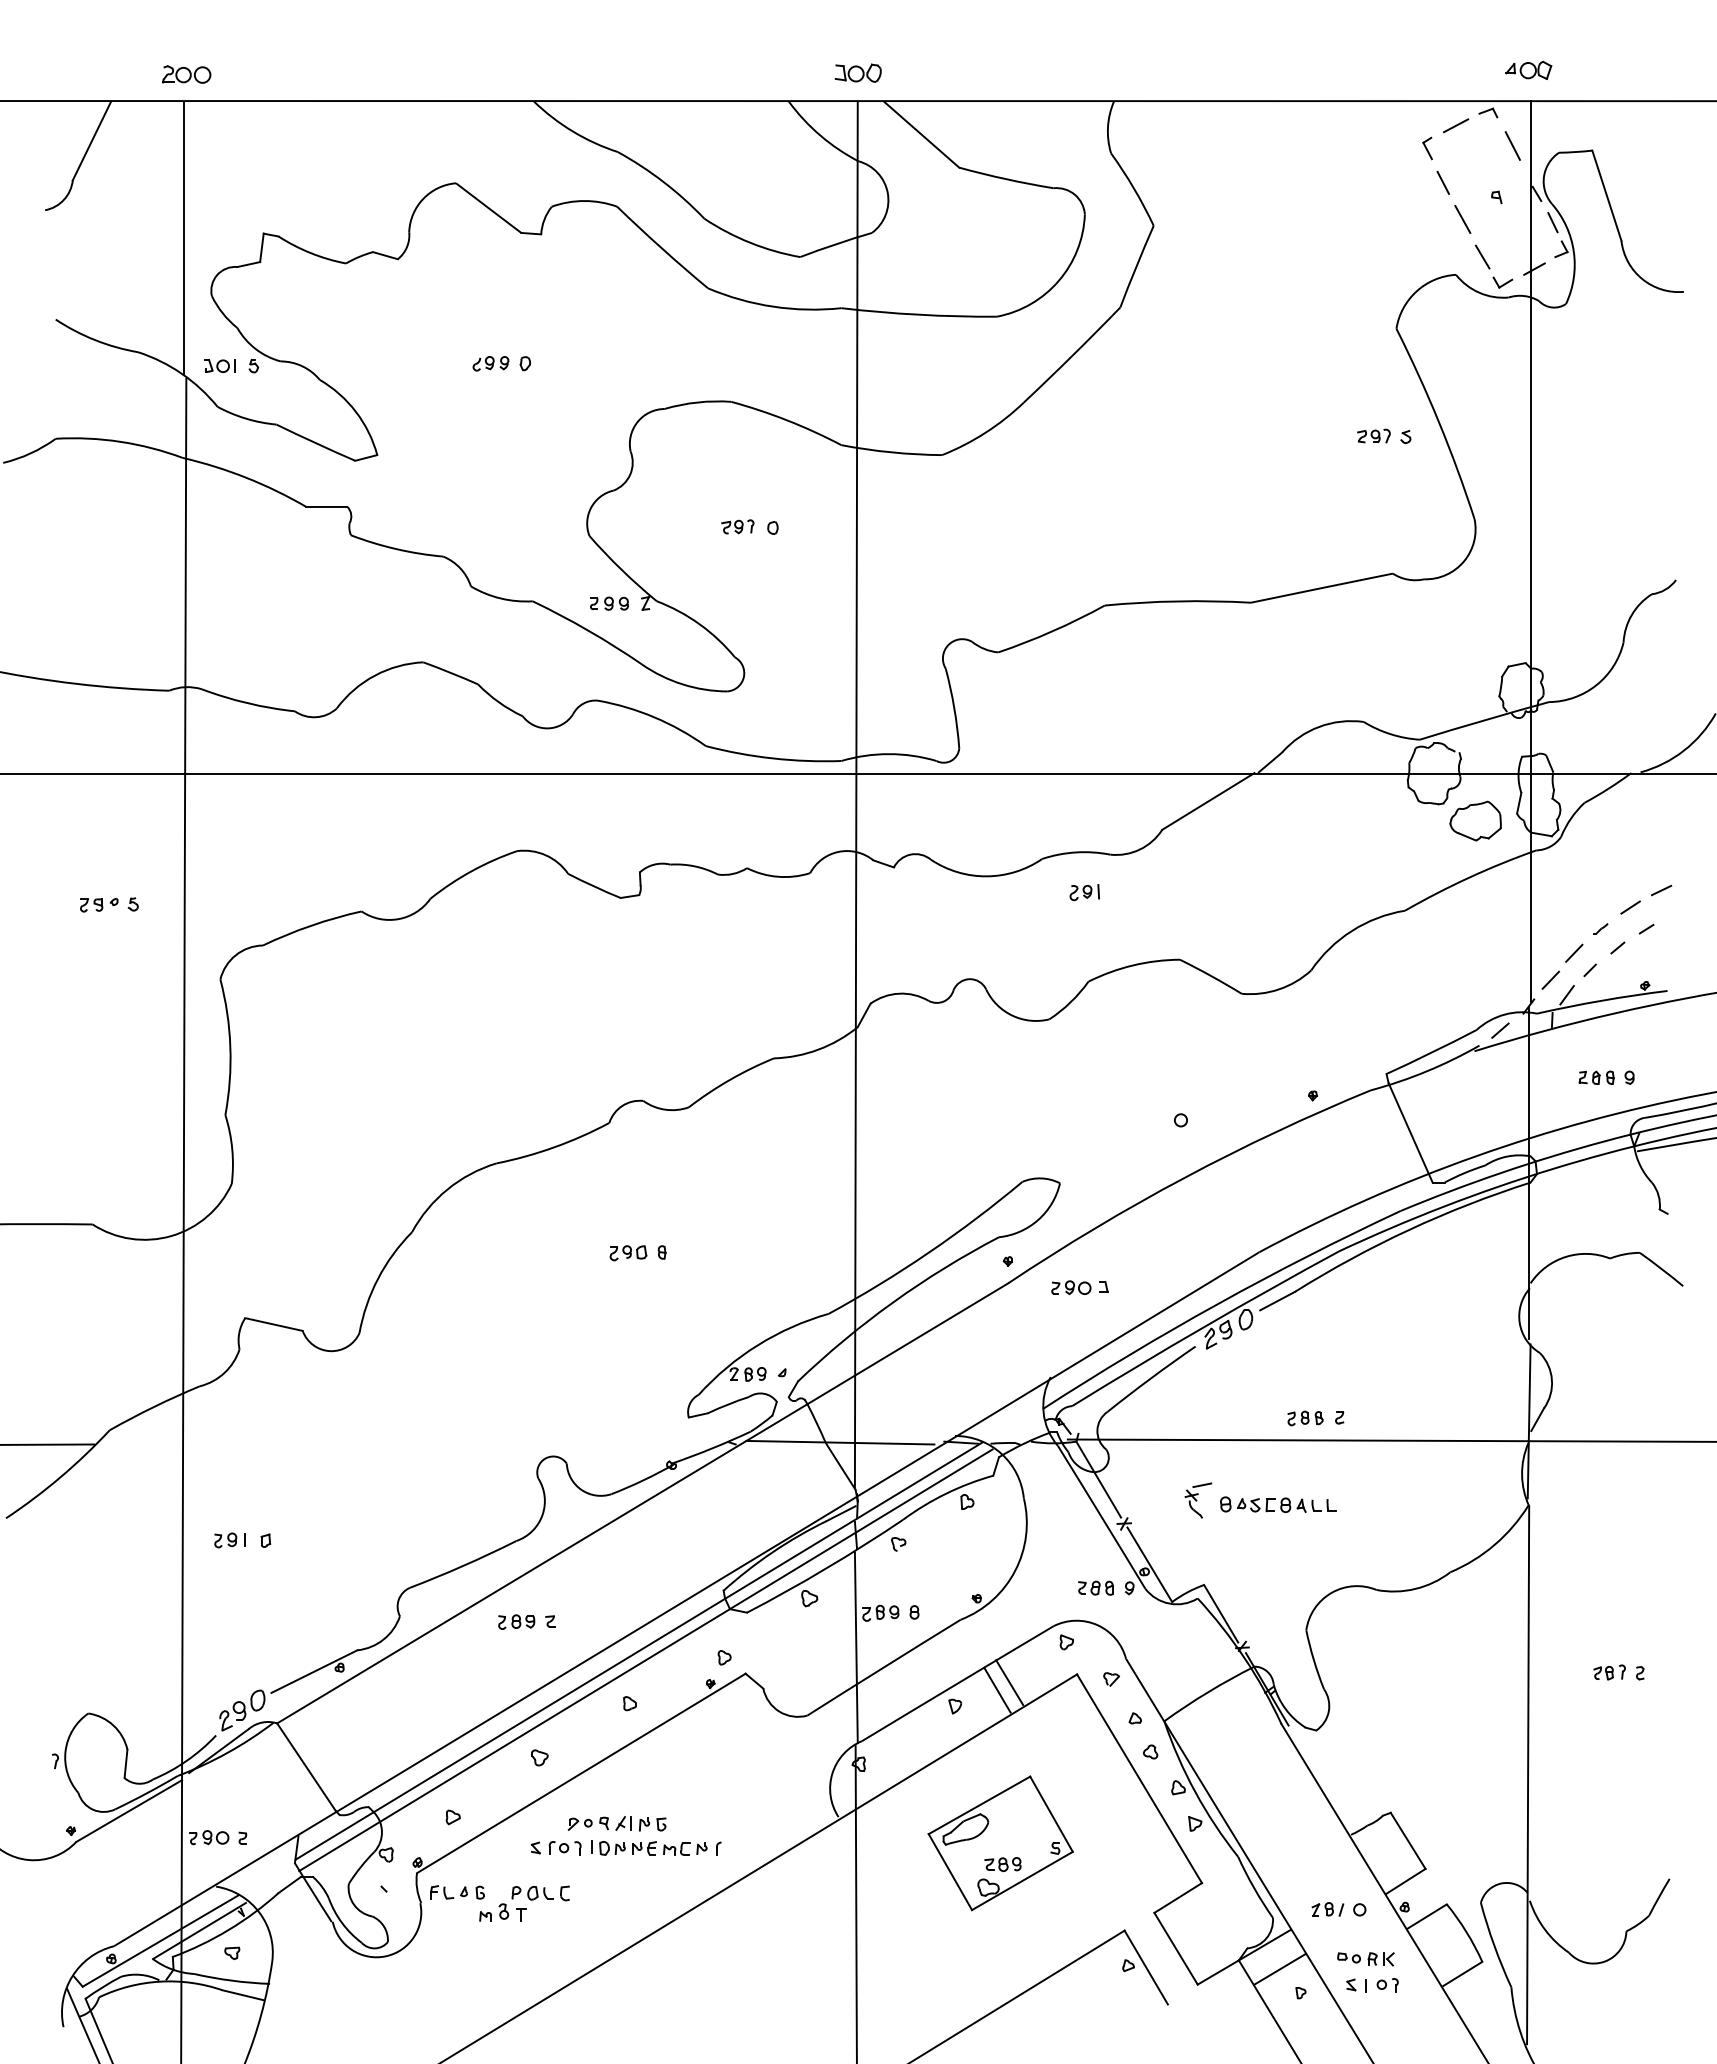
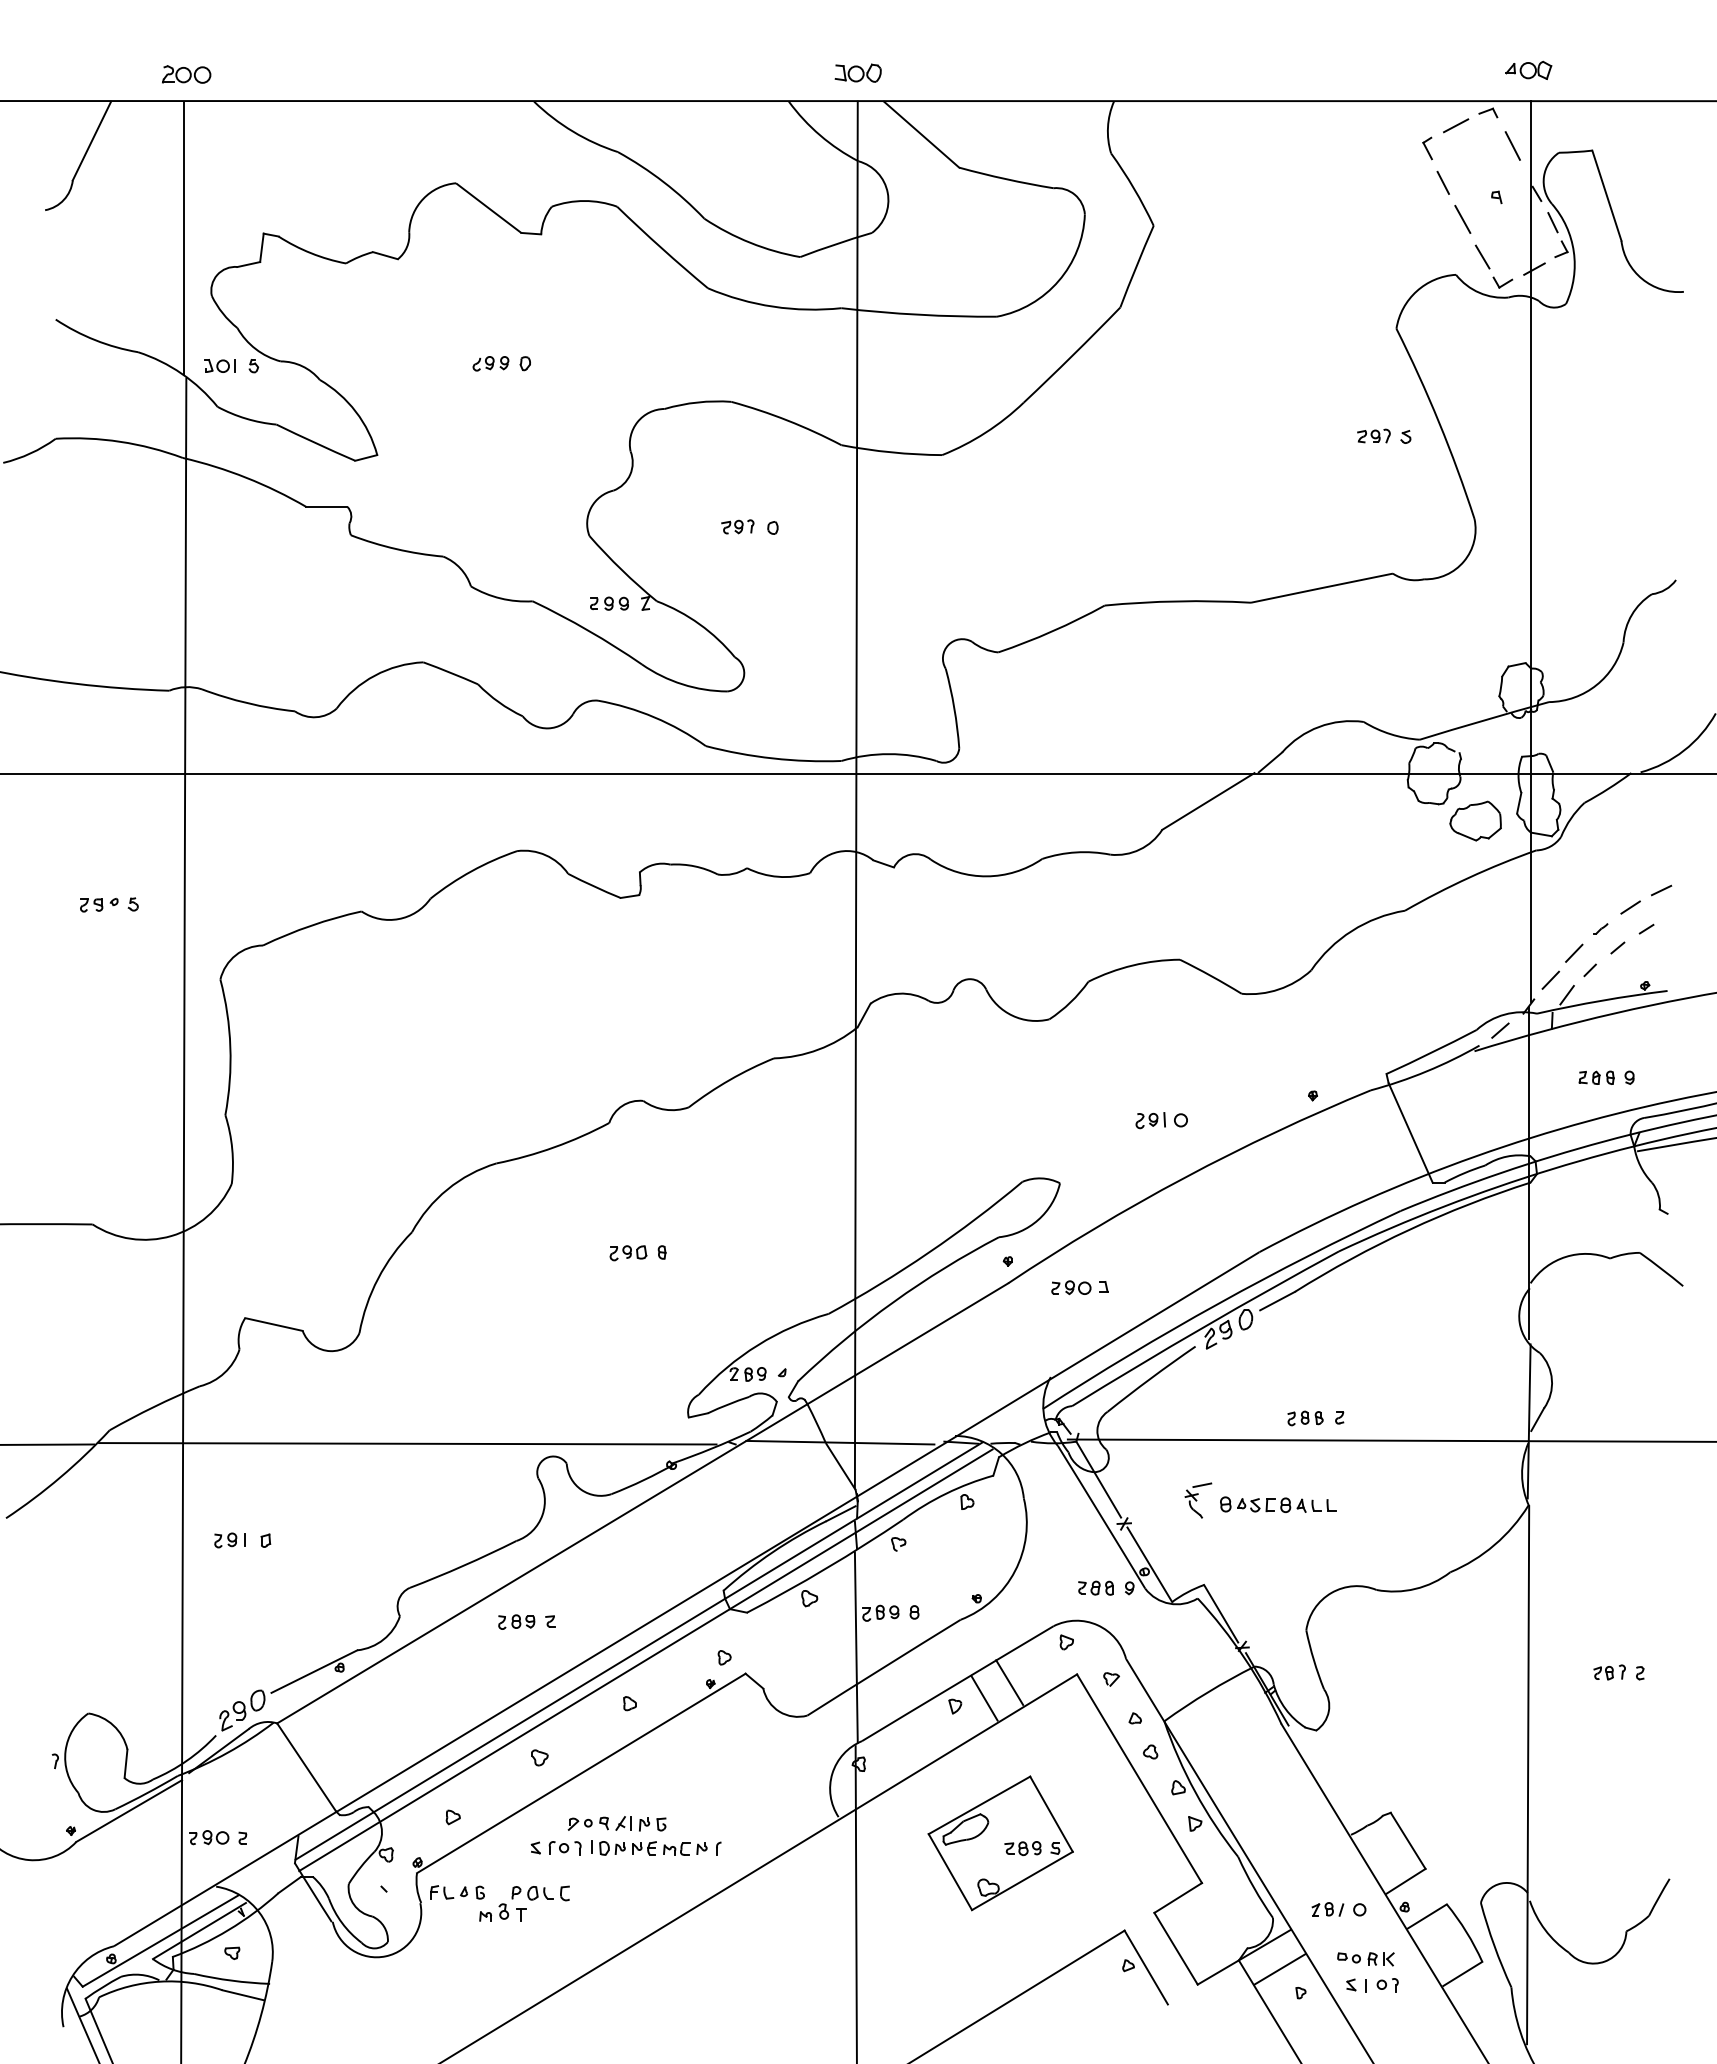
part position: (1084, 892) -> (1150, 1120) (1150, 1120)
line: none -> present (407, 1443)
line position: (997, 1689) -> (984, 1697) (984, 1697)
part position: (1002, 1864) -> (1022, 1848) (1022, 1848)
